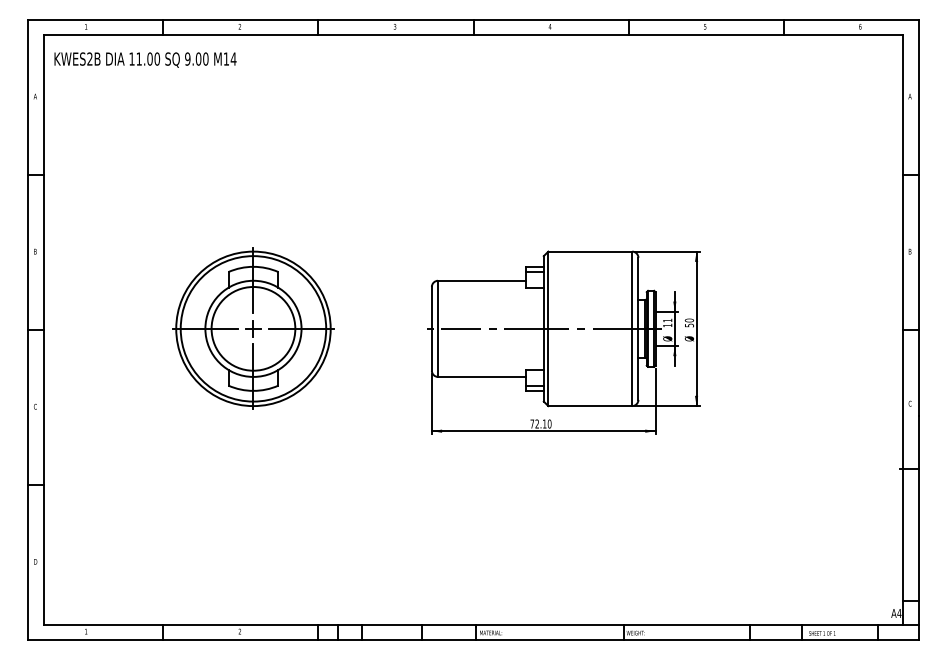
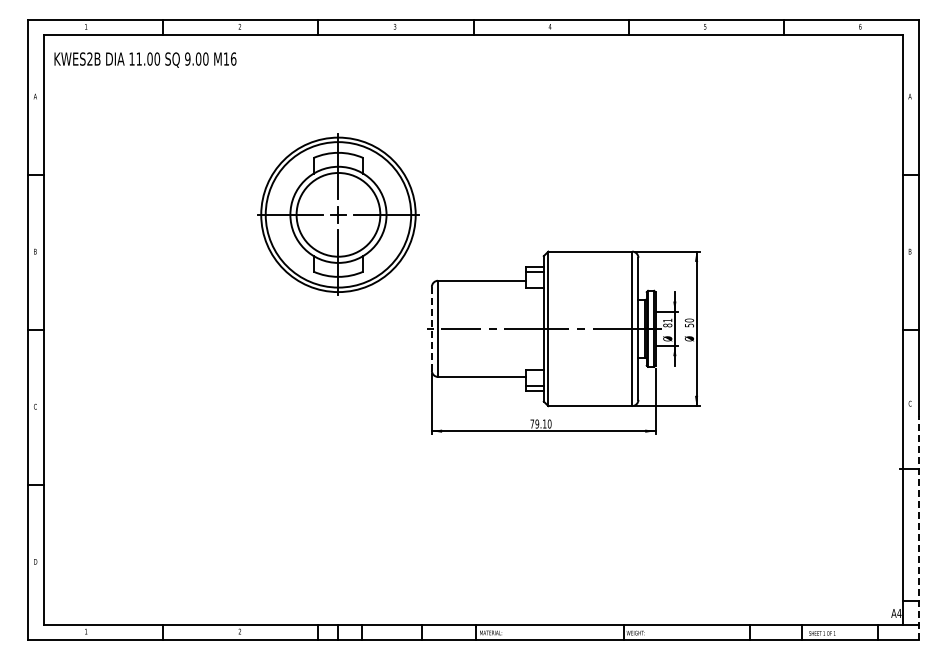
text: M14 -> M16 (233, 58)
text: 11 -> 81 (667, 325)
part position: (253, 328) -> (338, 214) (338, 214)
line: solid -> dashed (431, 328)
text: 72.10 -> 79.10 (537, 423)
line: solid -> dashed (918, 527)
